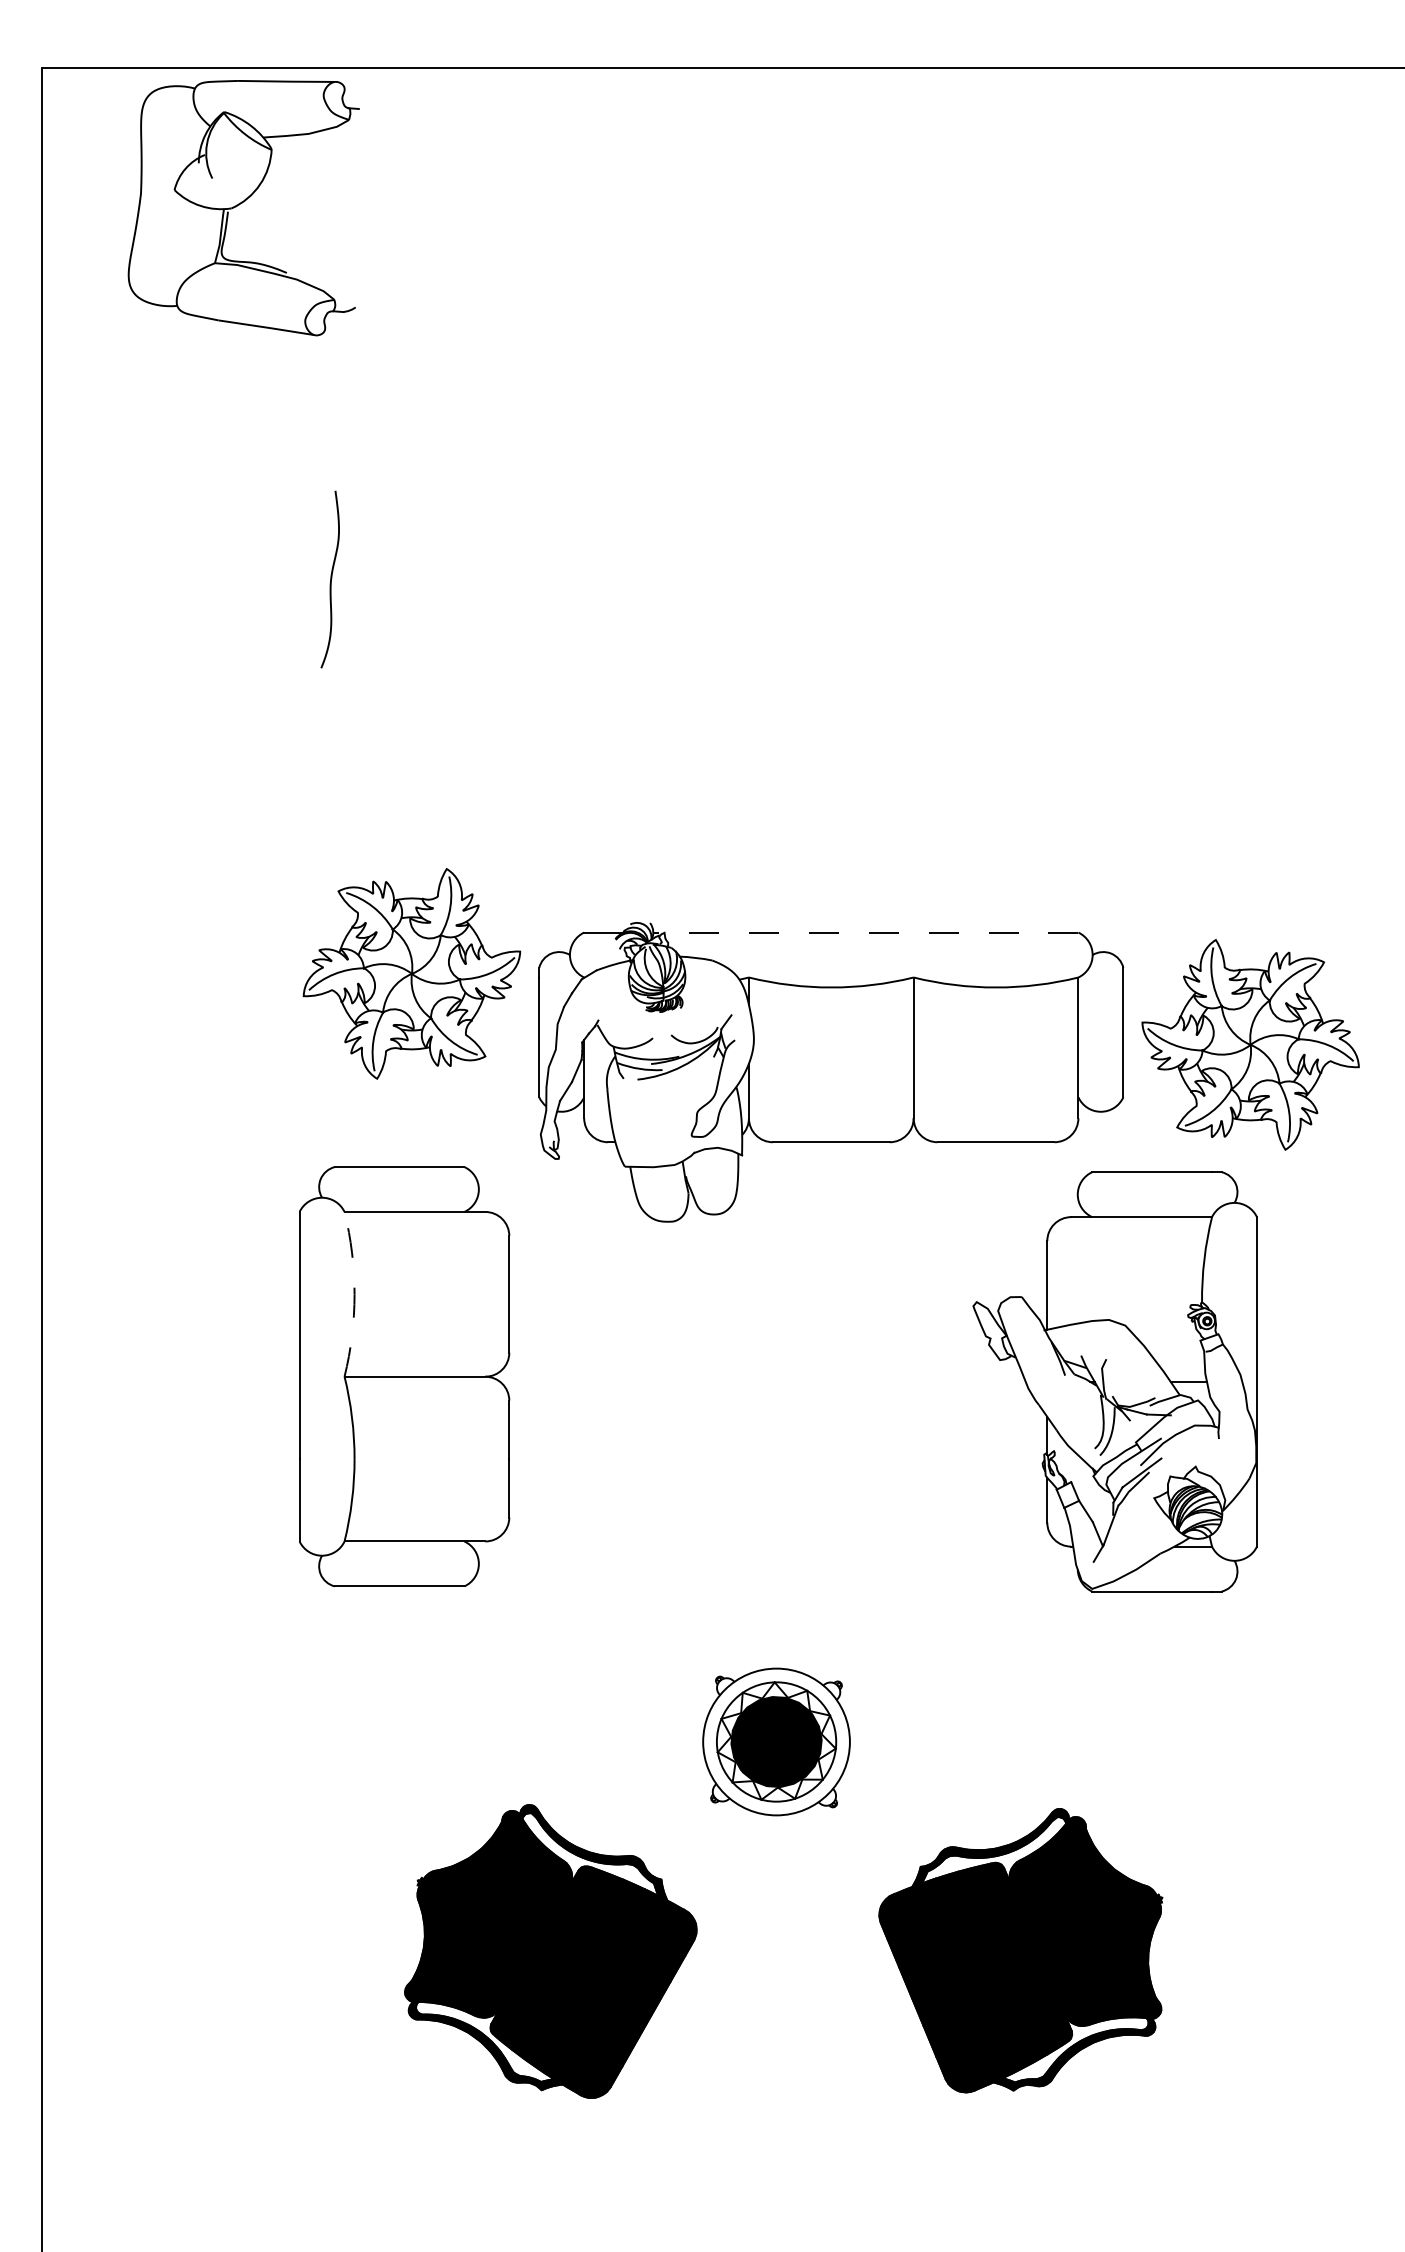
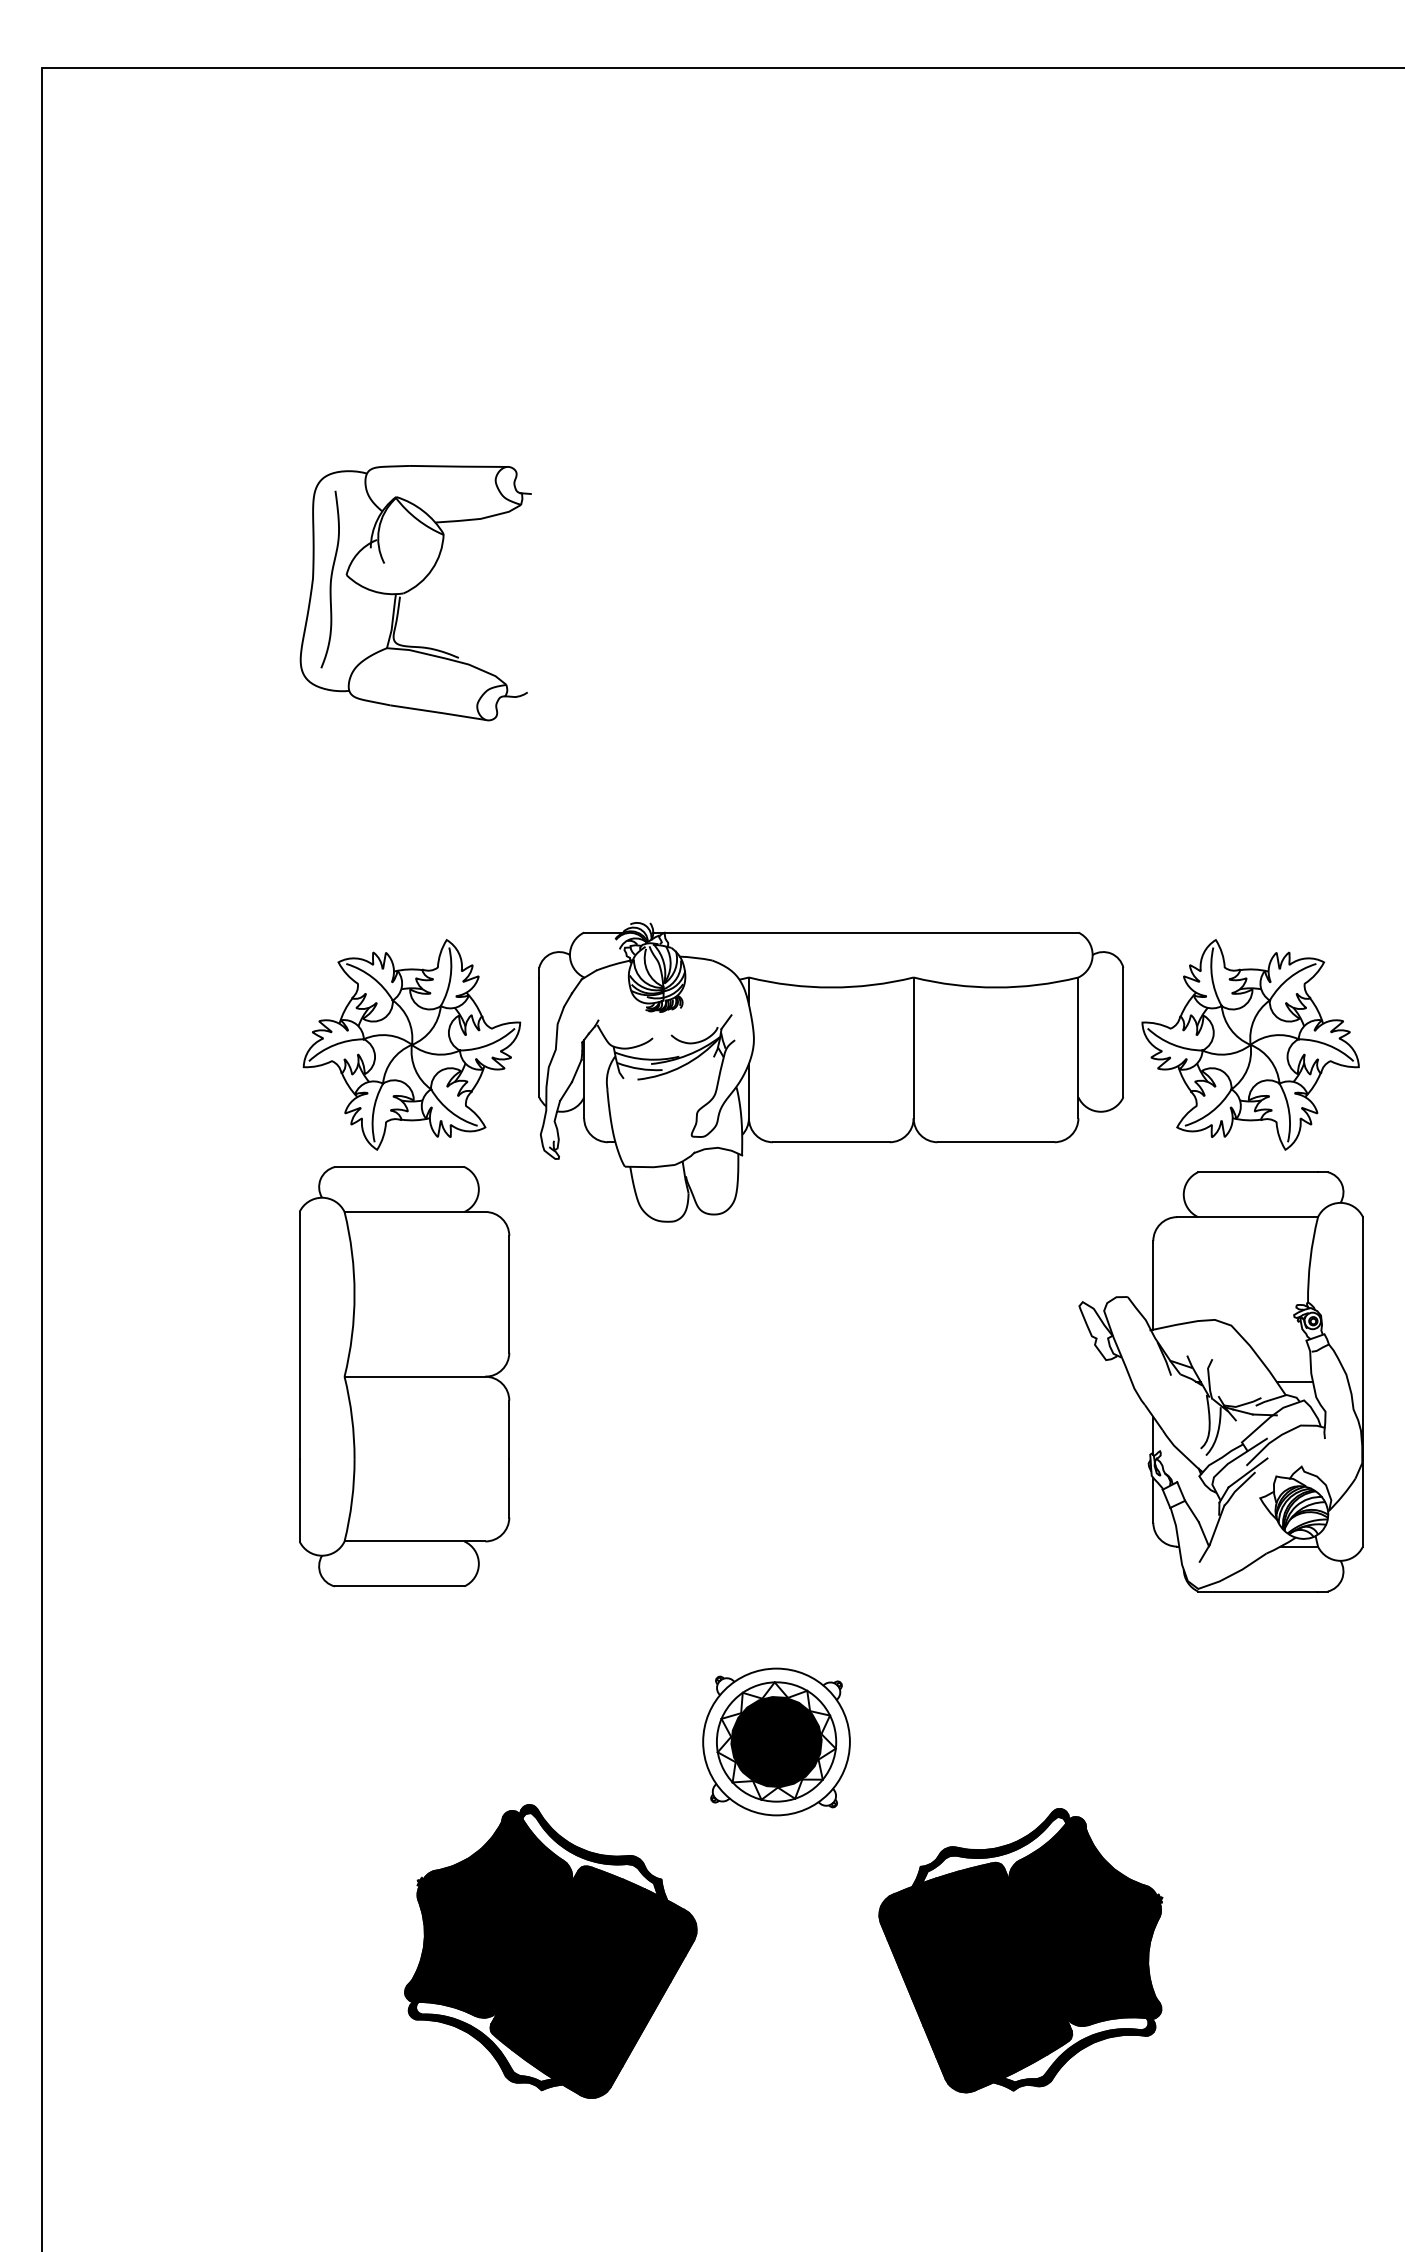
part position: (243, 208) -> (415, 593) (415, 593)
line: dashed -> solid (865, 932)
part position: (411, 973) -> (411, 1044) (411, 1044)
arc: dashed -> solid (354, 1294)
part position: (1114, 1381) -> (1220, 1381) (1220, 1381)
